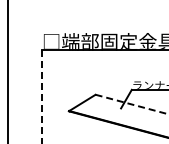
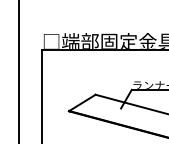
line position: (7, 71) -> (18, 71) (18, 71)
line: dashed -> solid (42, 96)
line: dashed -> solid (132, 104)
